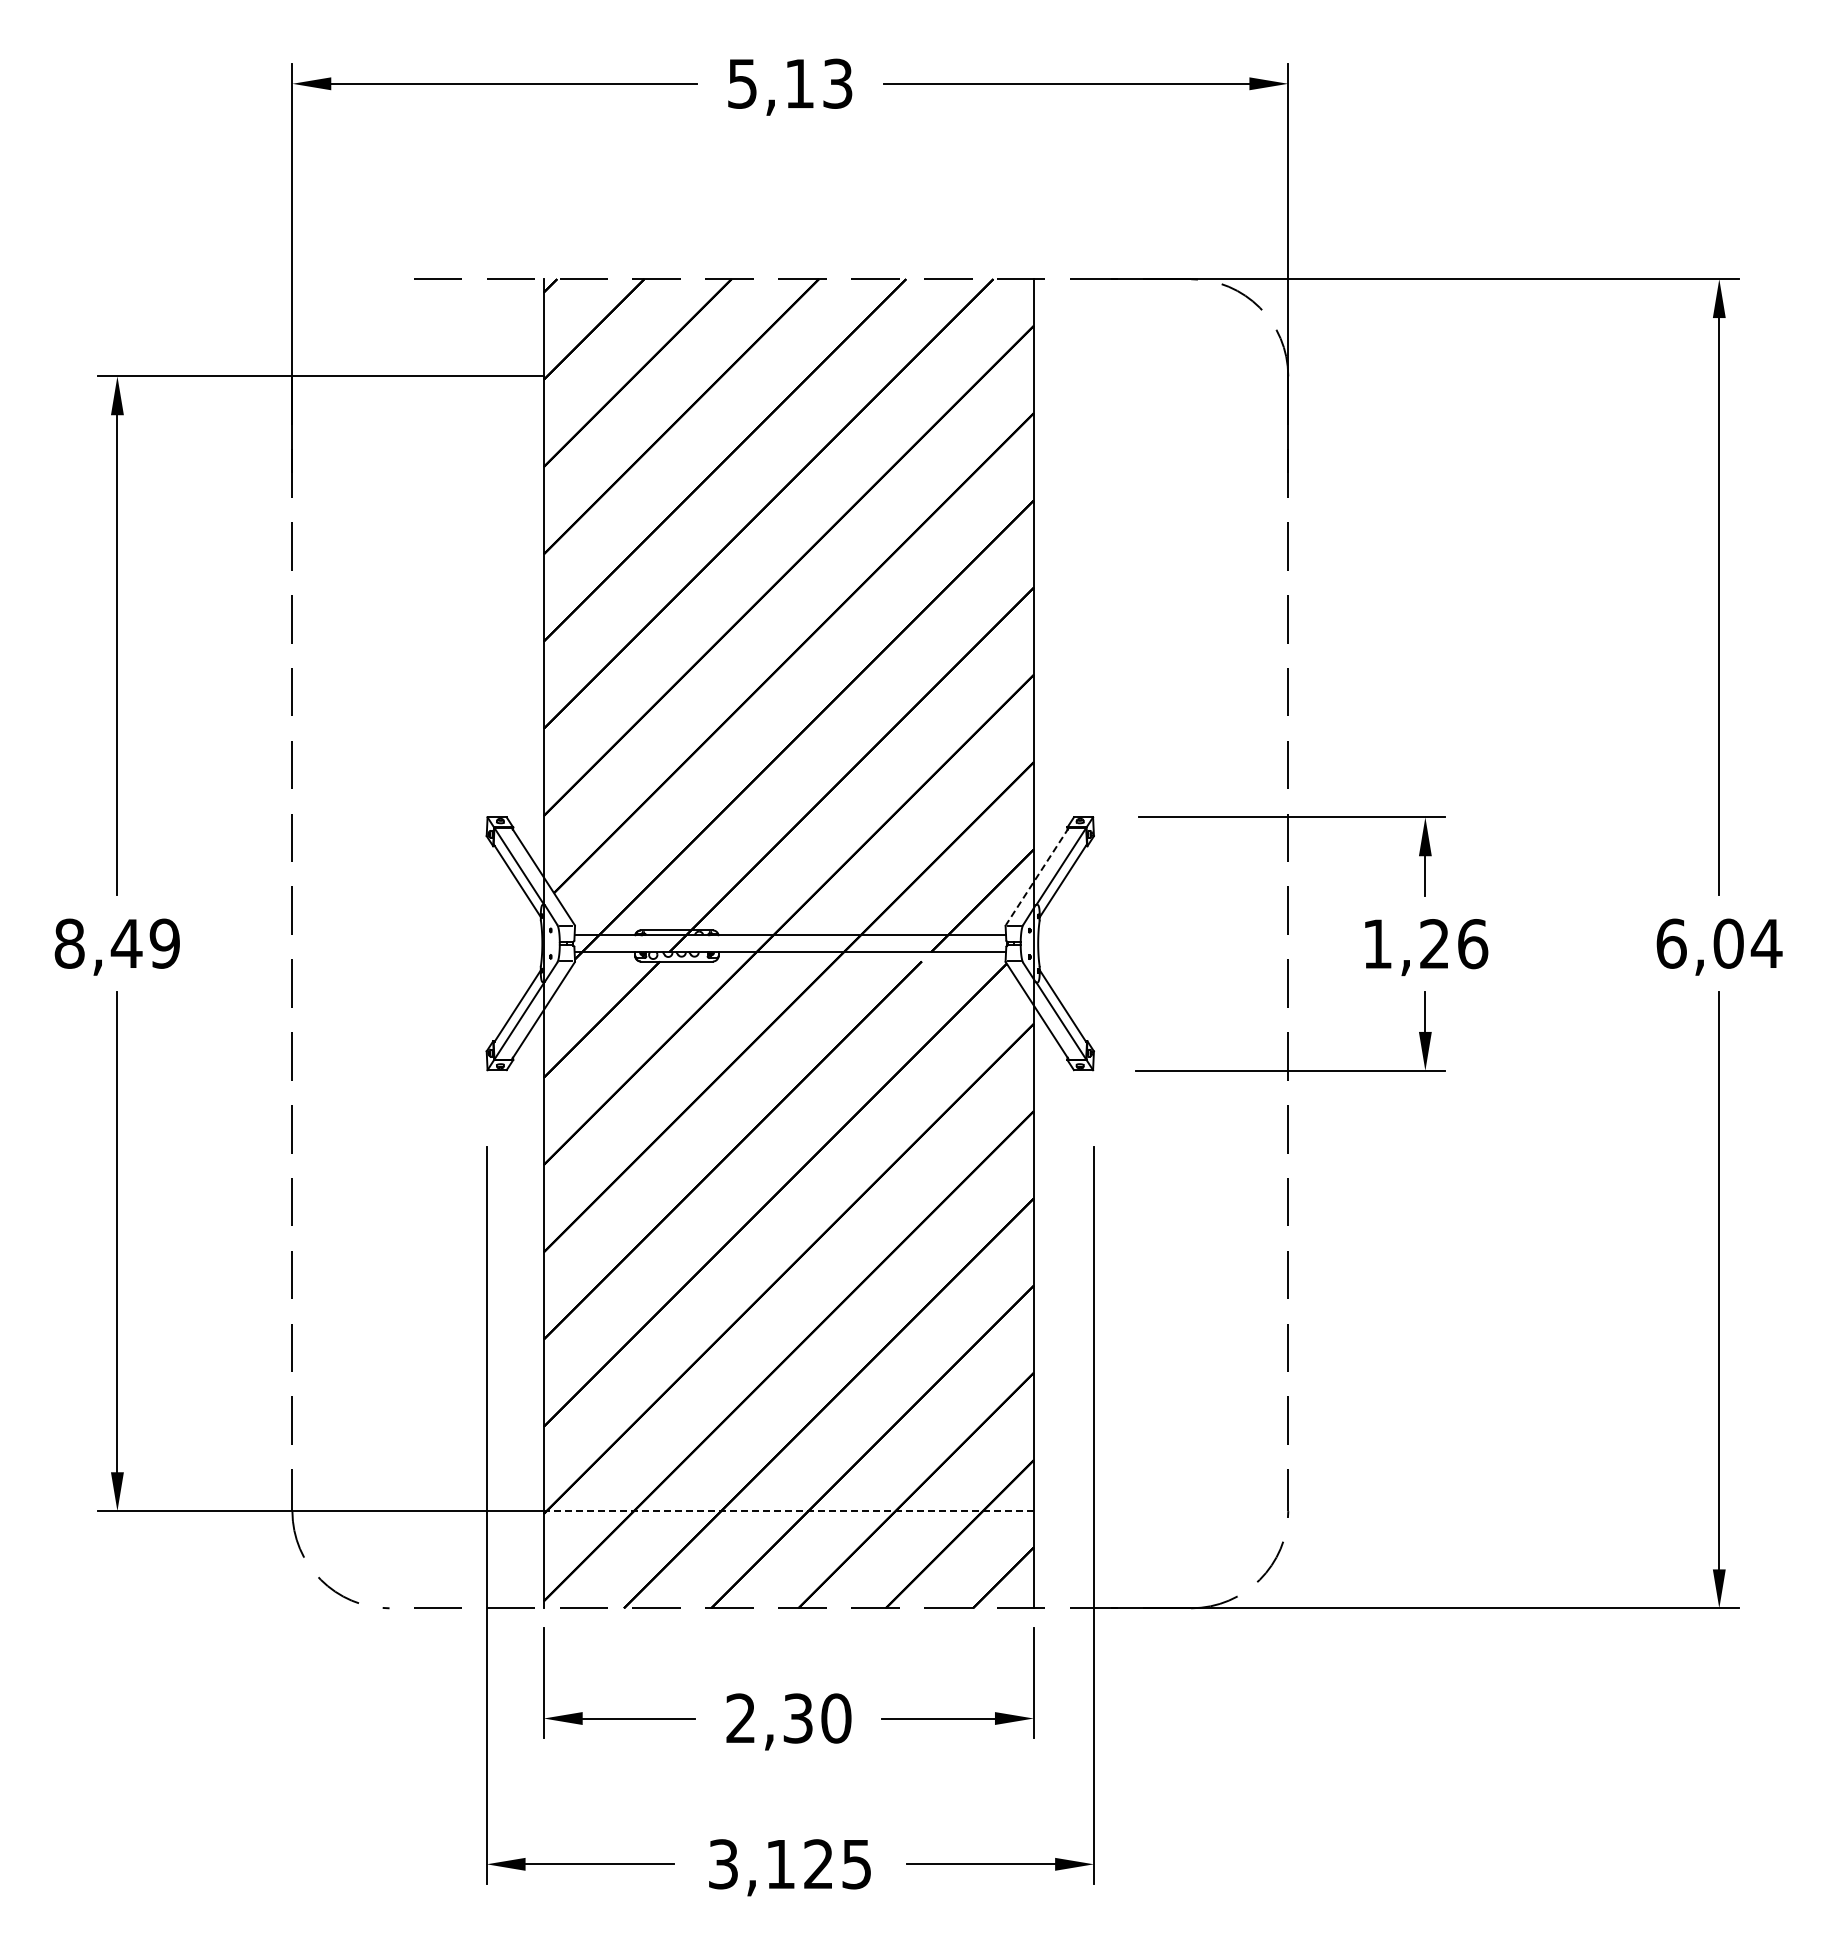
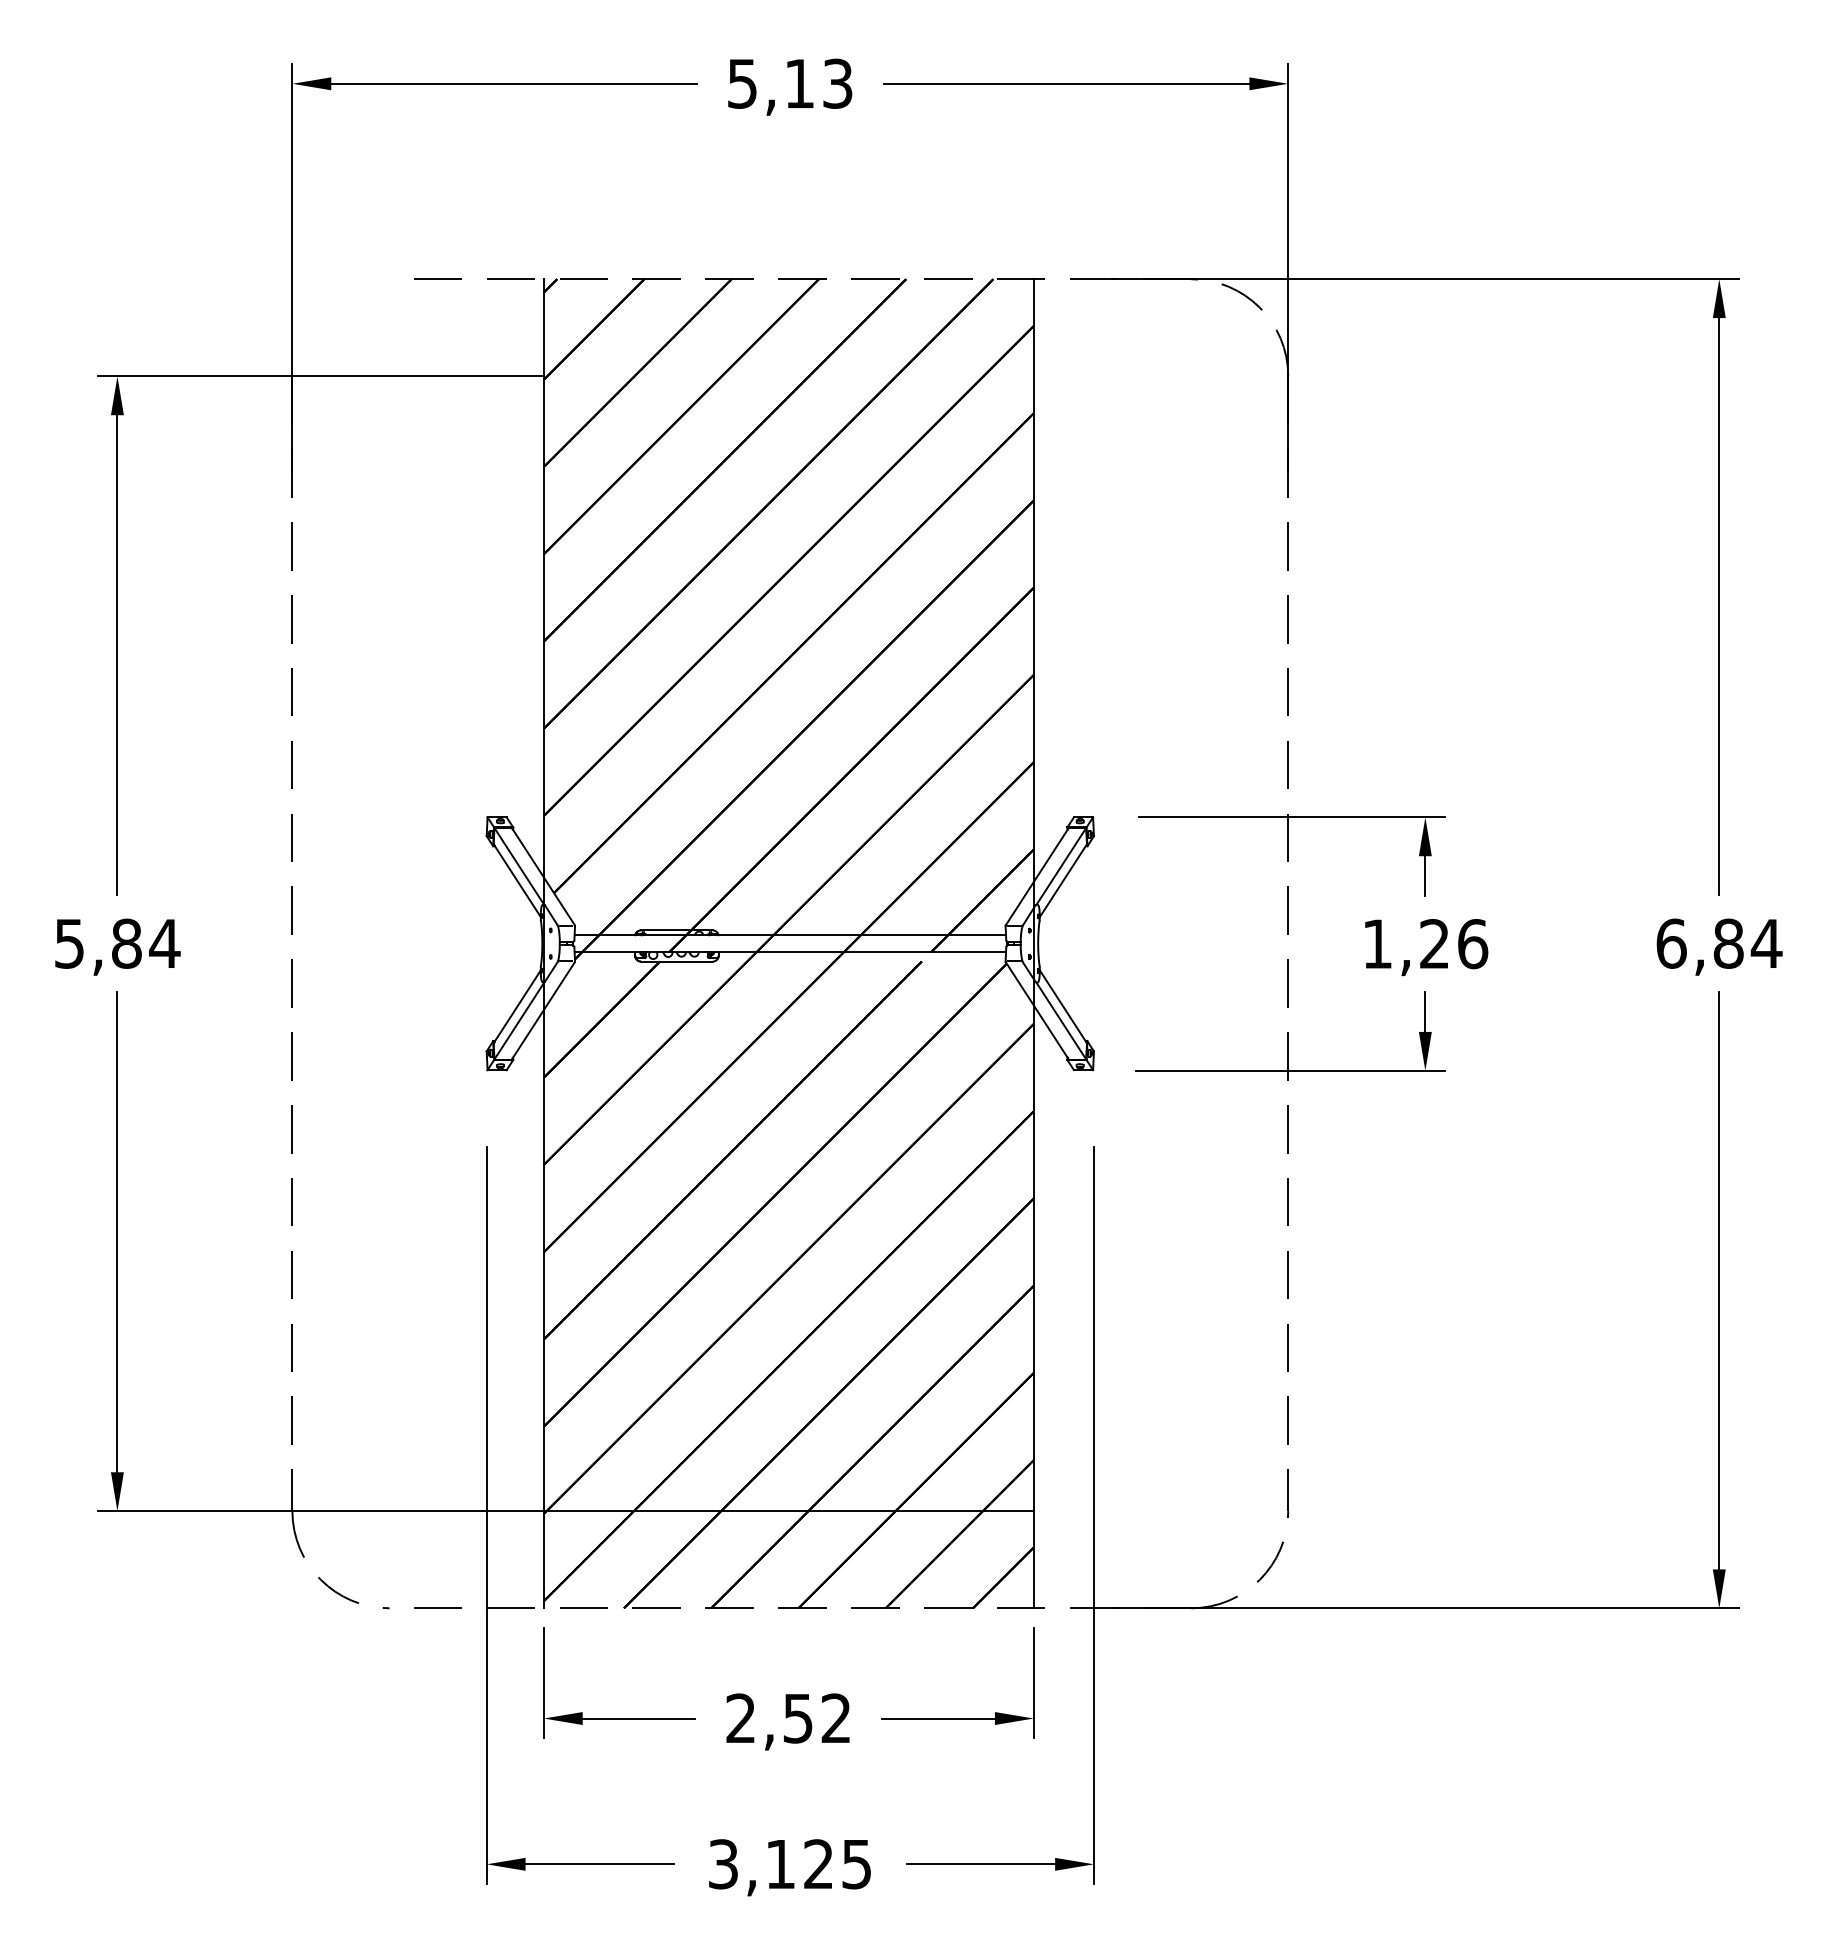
line: dashed -> solid (1037, 876)
text: 8,49 -> 5,84 (117, 943)
text: 6,04 -> 6,84 (1728, 943)
line: dashed -> solid (788, 1511)
text: 2,30 -> 2,52 (817, 1718)
